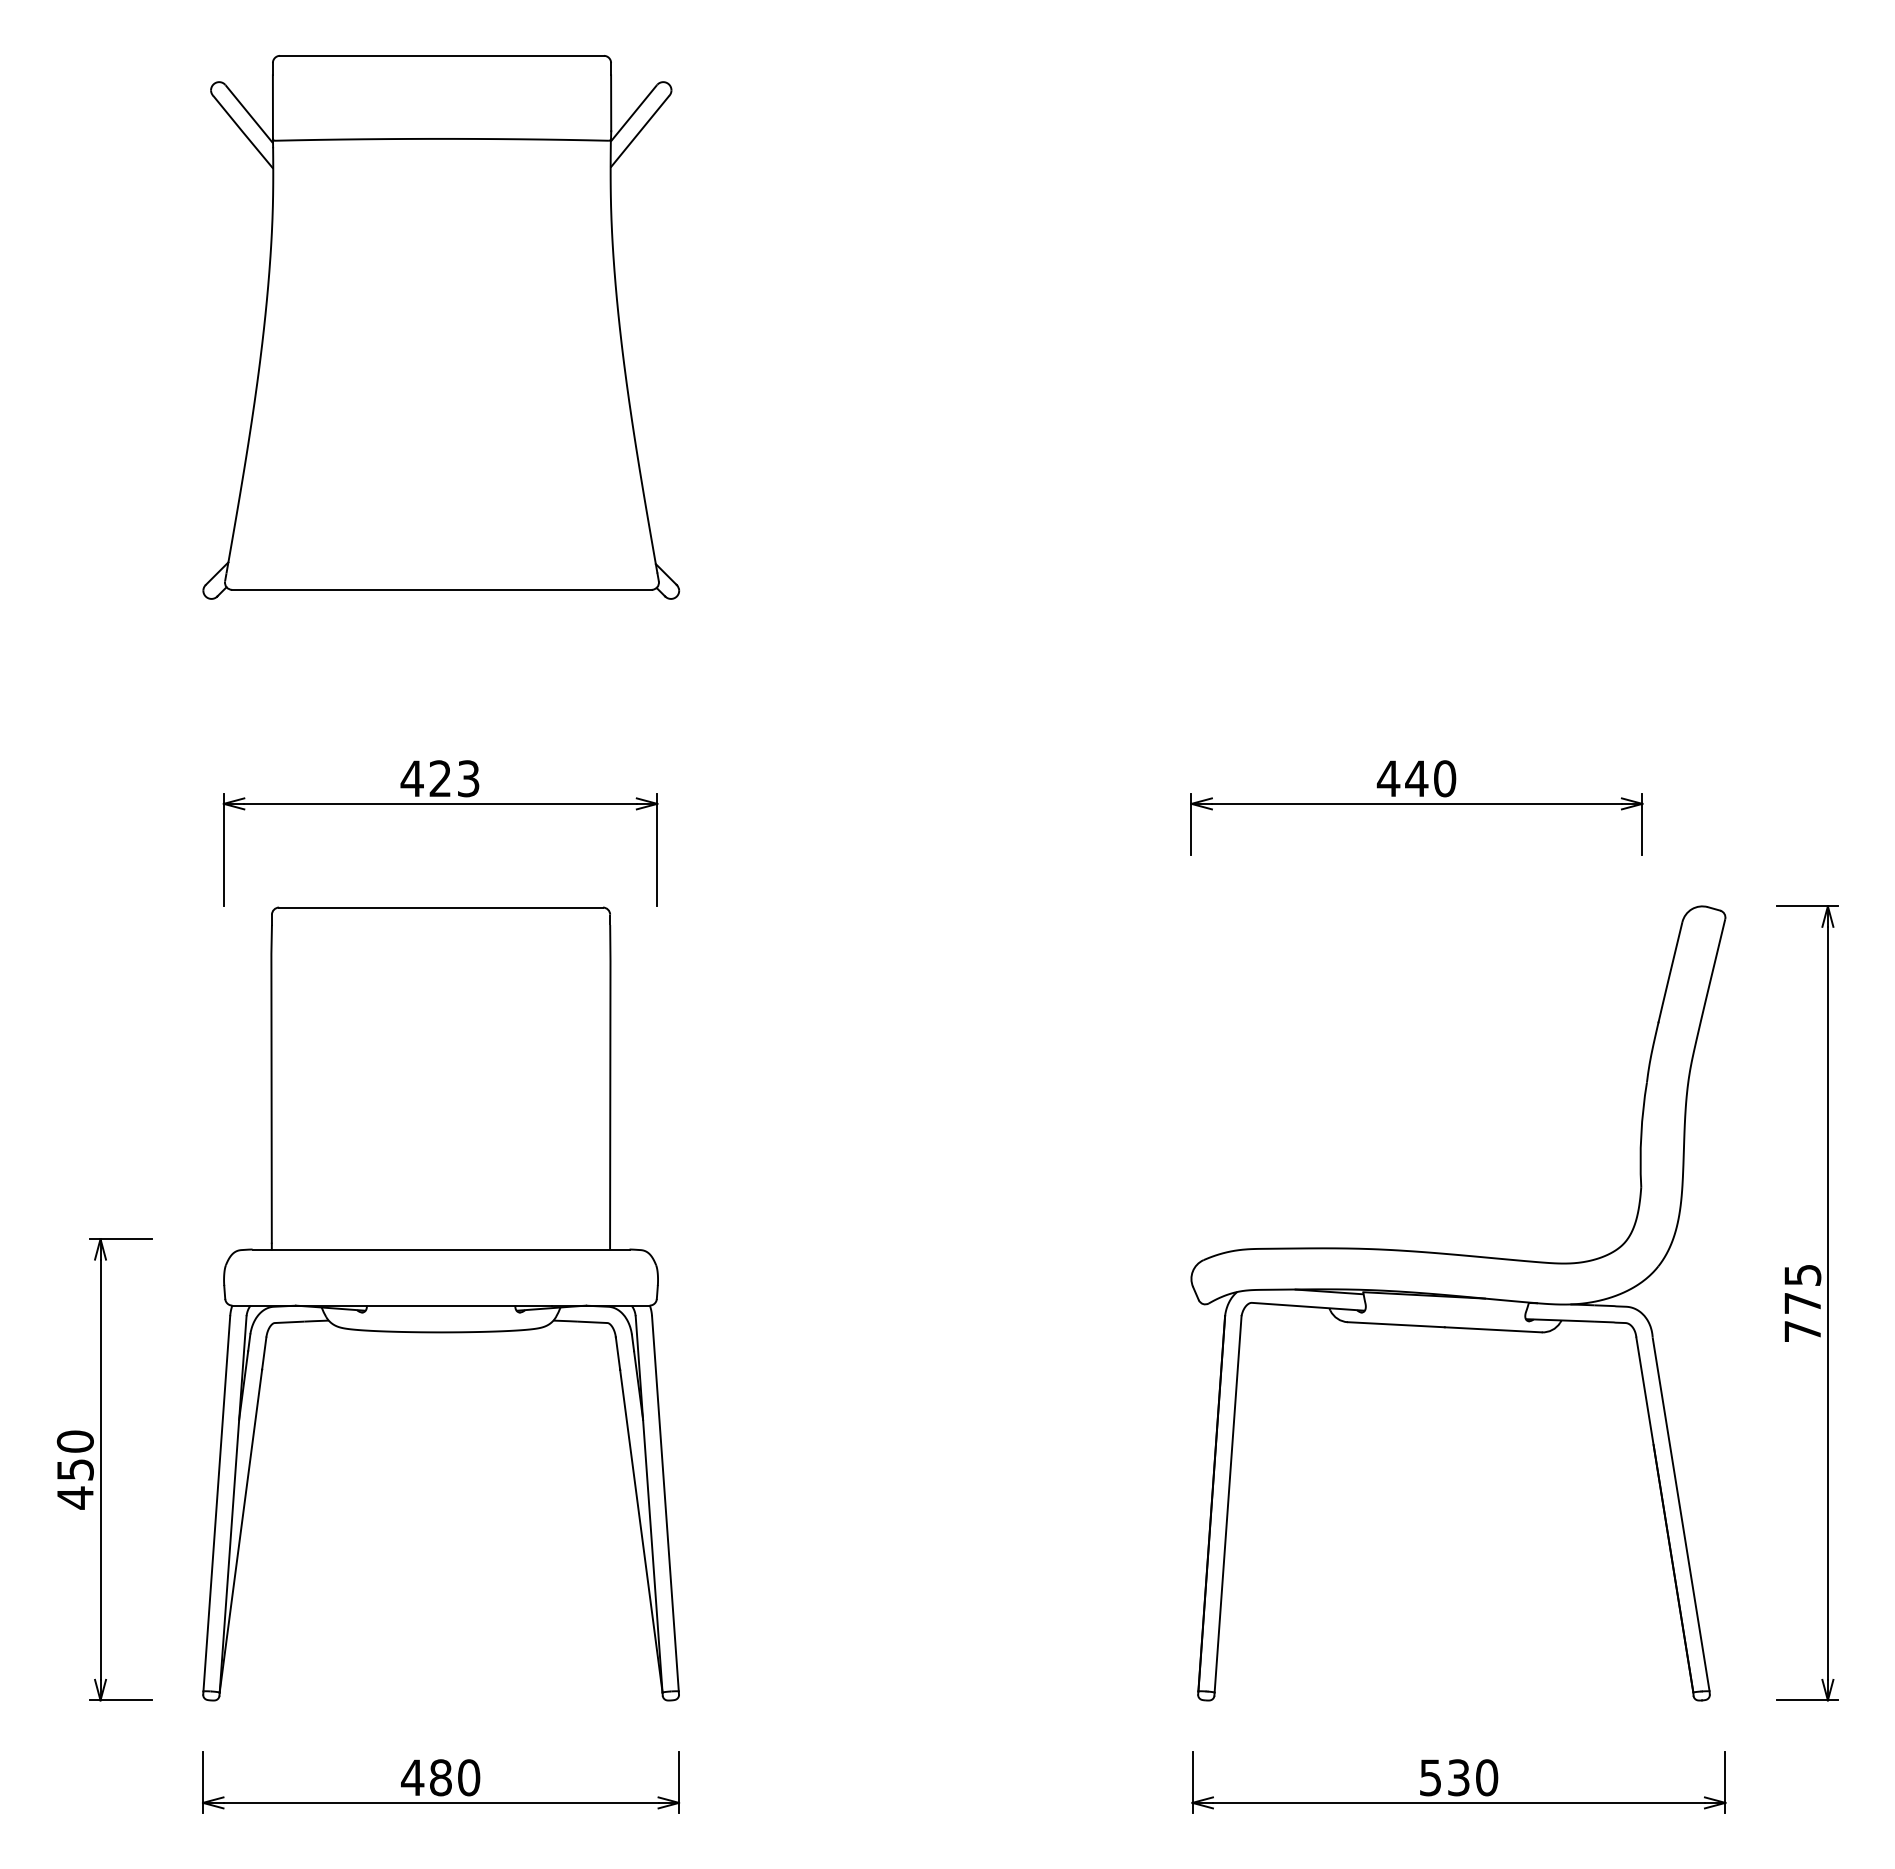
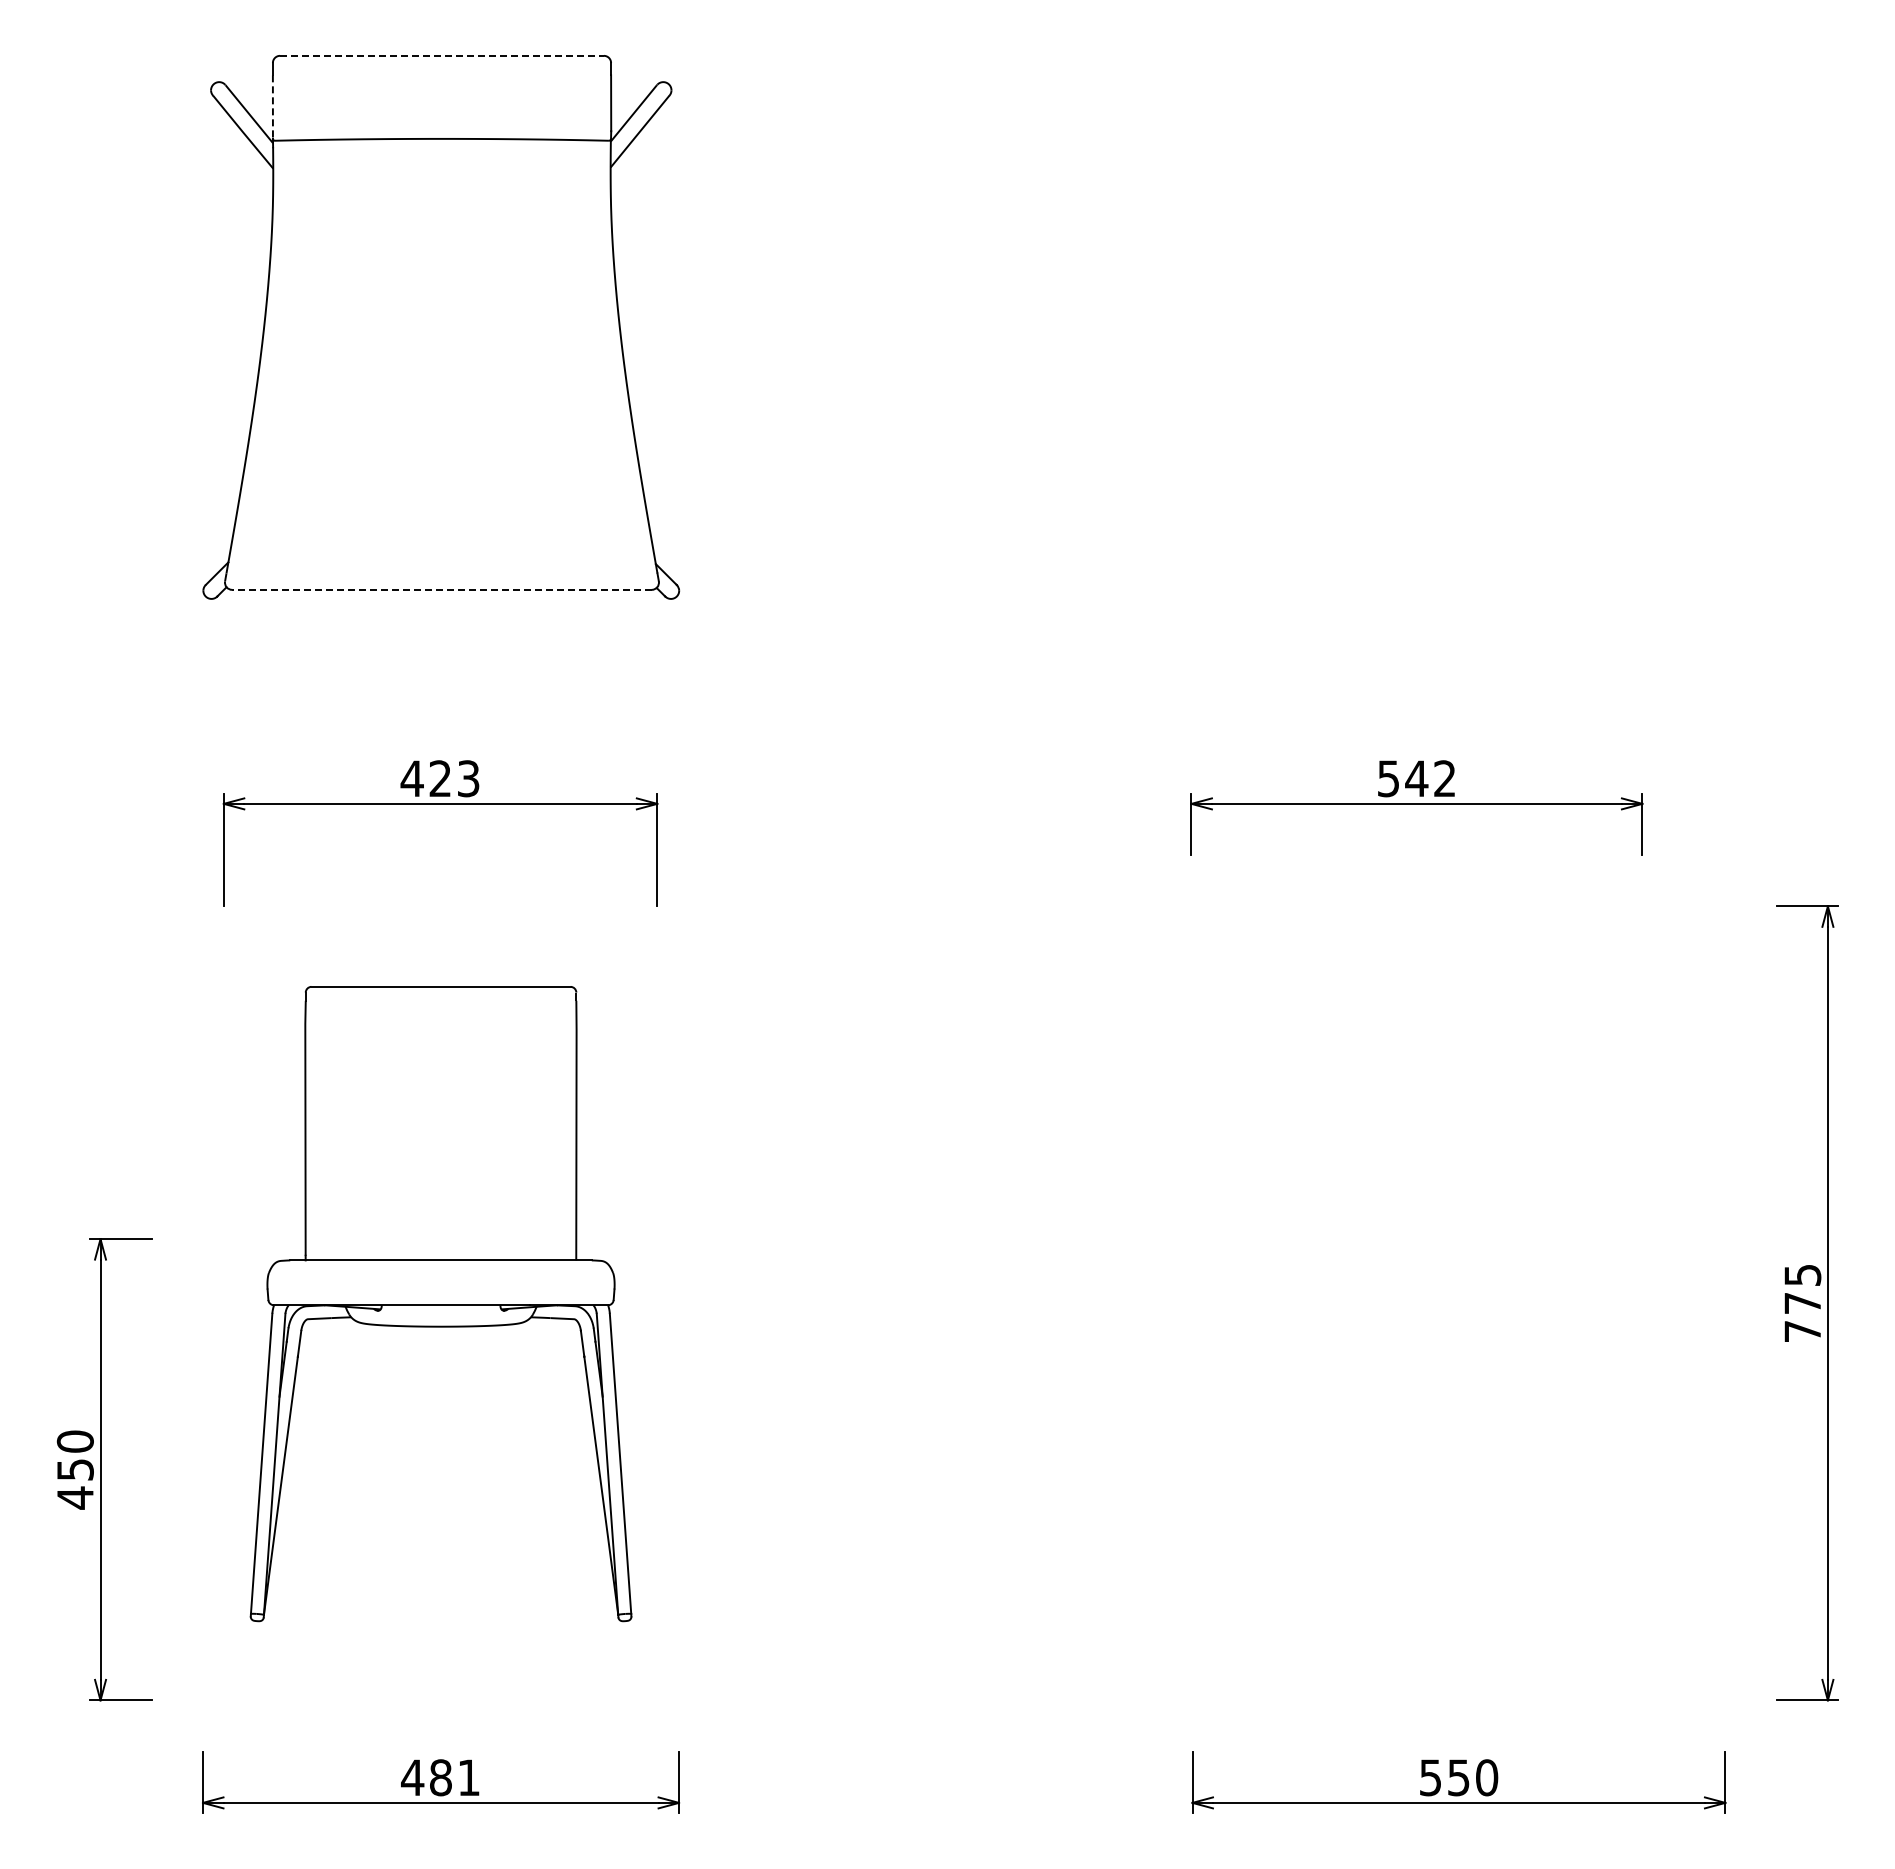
line: solid -> dashed (442, 55)
line: solid -> dashed (272, 107)
line: solid -> dashed (441, 589)
text: 440 -> 542 (1416, 778)
part size: 478x796 px -> 384x637 px (440, 1304)
part: present -> none (1458, 1303)
text: 480 -> 481 (469, 1777)
text: 530 -> 550 (1458, 1777)
